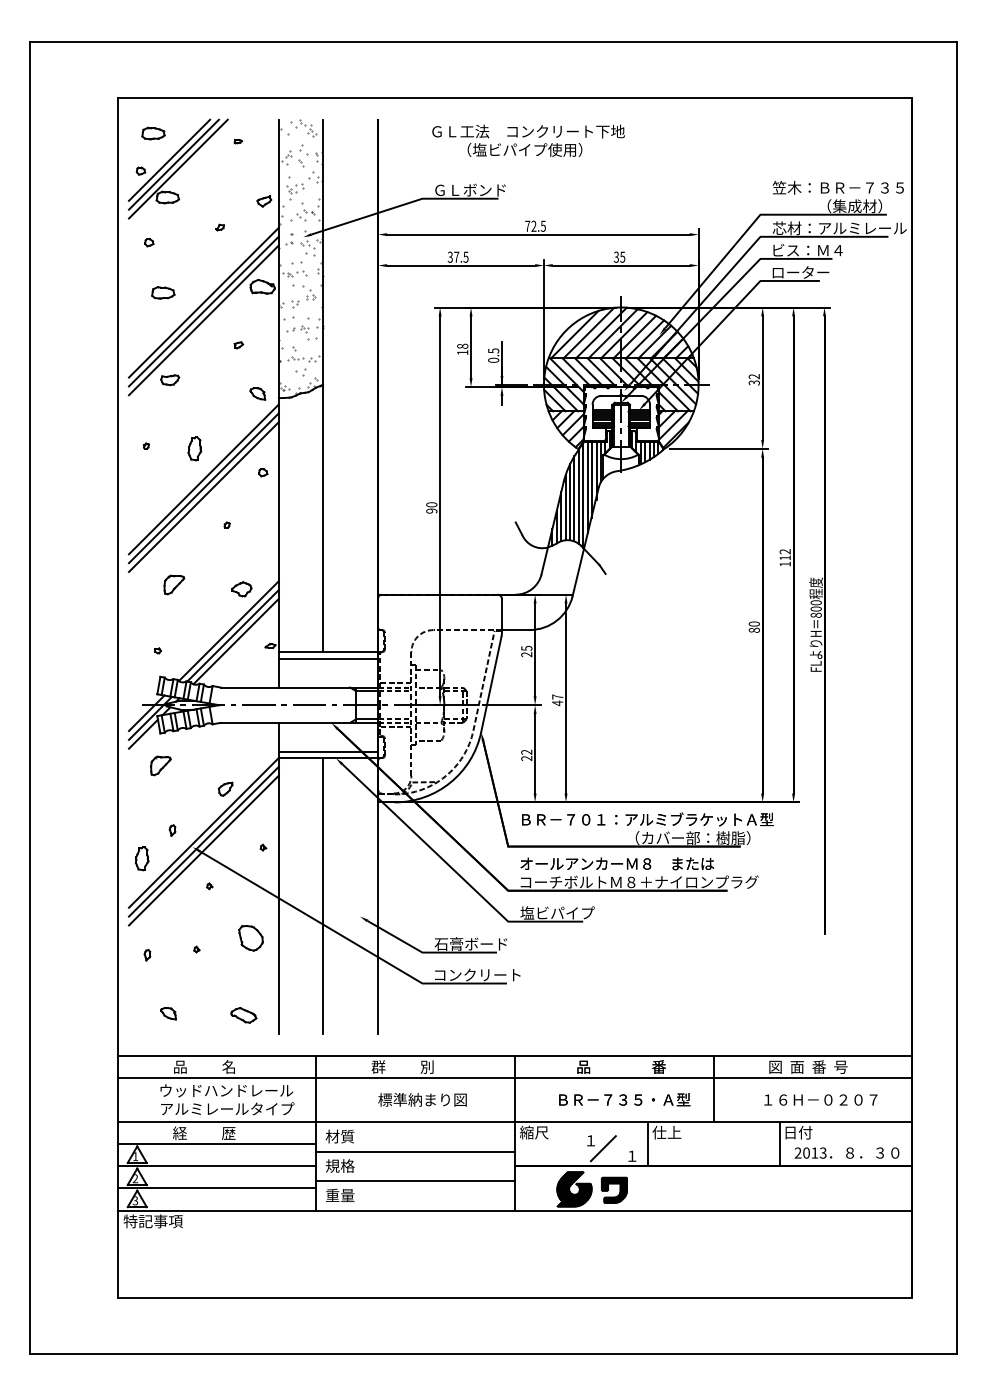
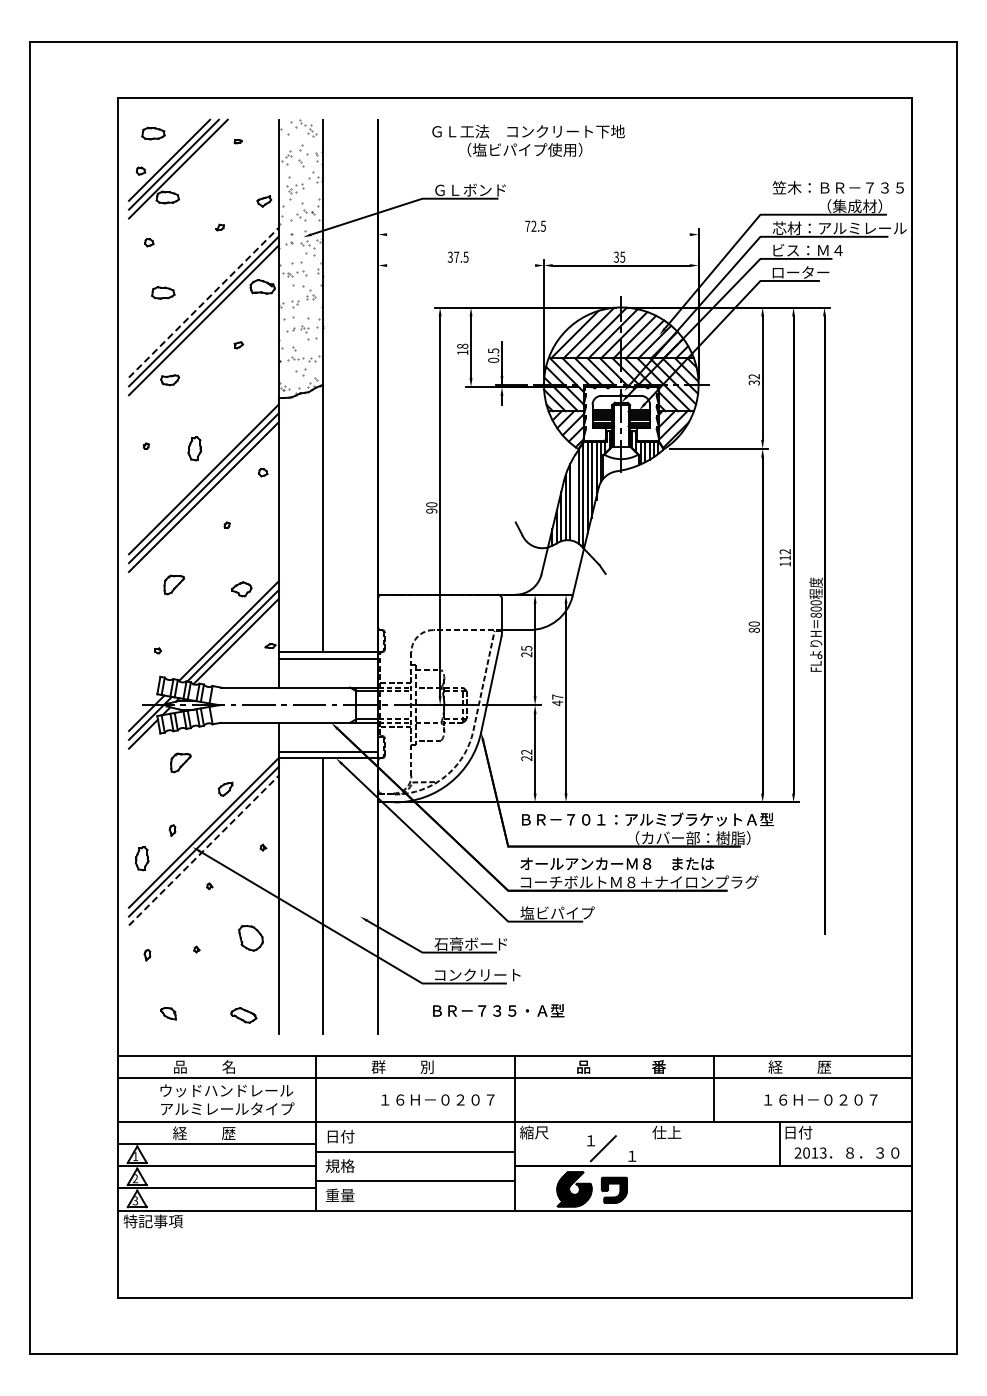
line: present -> none (538, 234)
line: present -> none (461, 265)
line: solid -> dashed (203, 302)
part: present -> none (257, 393)
line: present -> none (574, 498)
part position: (160, 765) -> (180, 762) (180, 762)
line: solid -> dashed (203, 850)
text: 図  面  番  号 -> 経          歴 (807, 1066)
text: 標準納まり図 -> １６Ｈ－０２０７ (436, 1099)
text position: (624, 1099) -> (498, 1010) (498, 1010)
text: 材質 -> 日付 (339, 1136)
line: present -> none (647, 1144)
